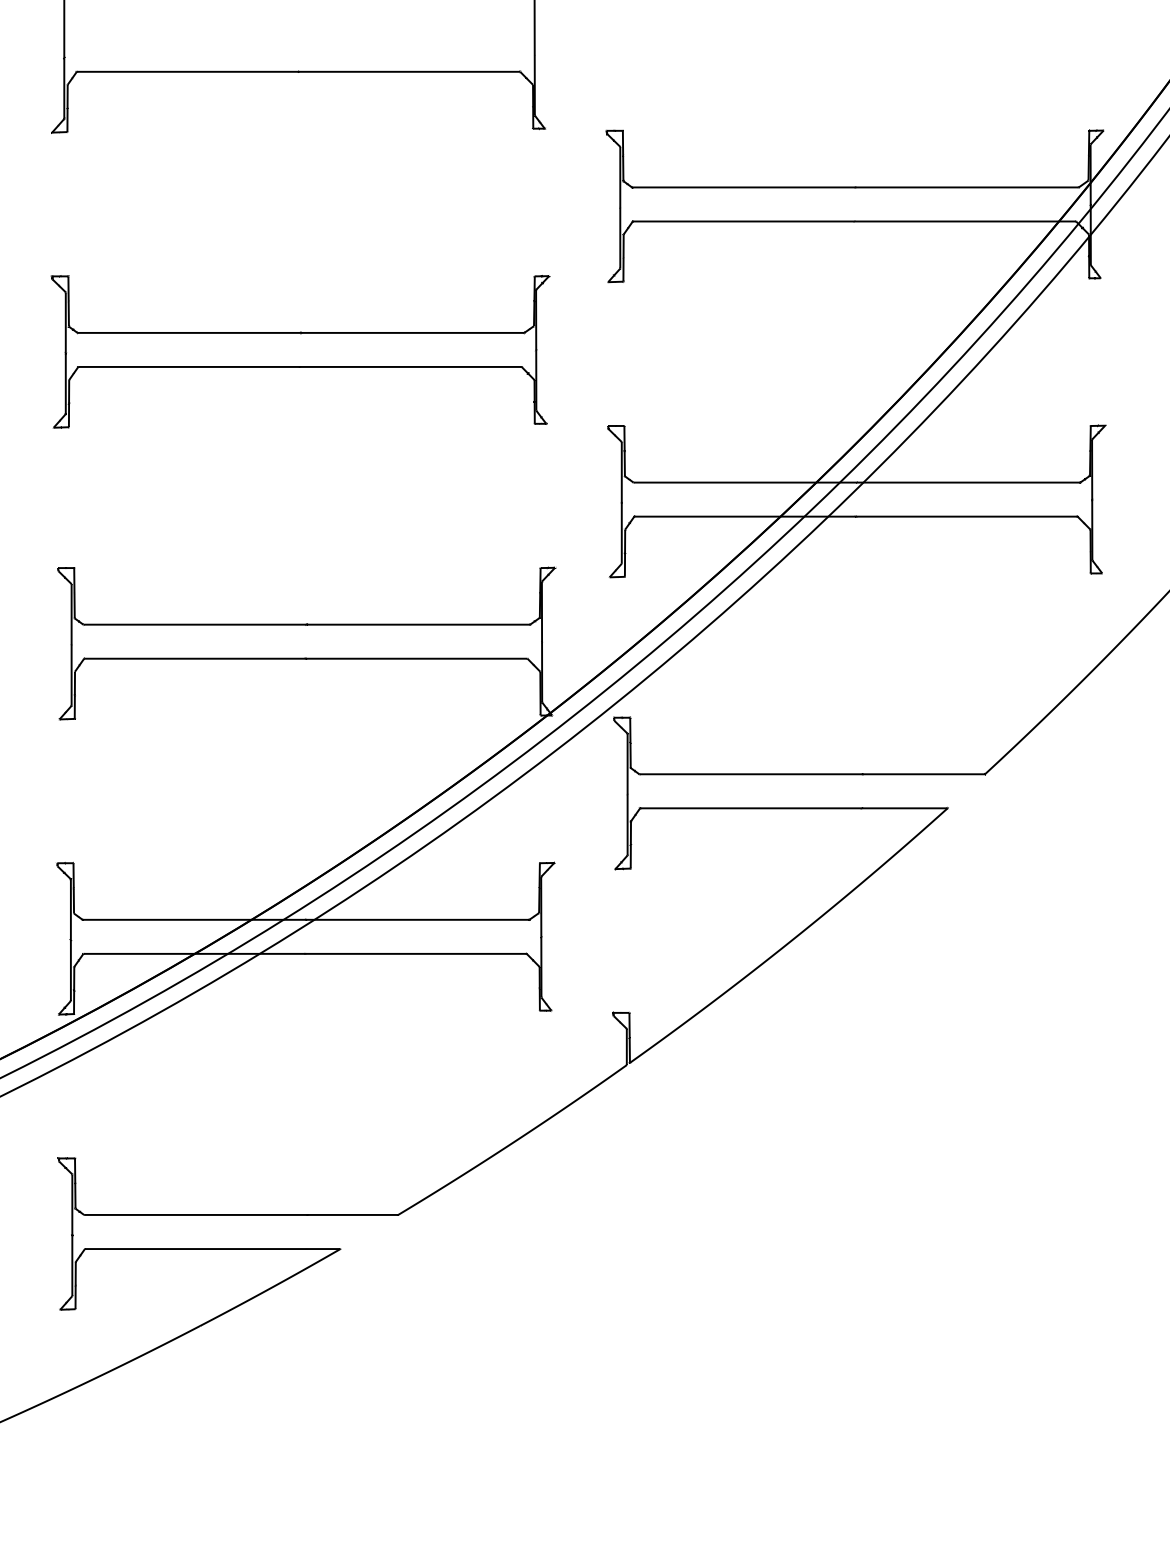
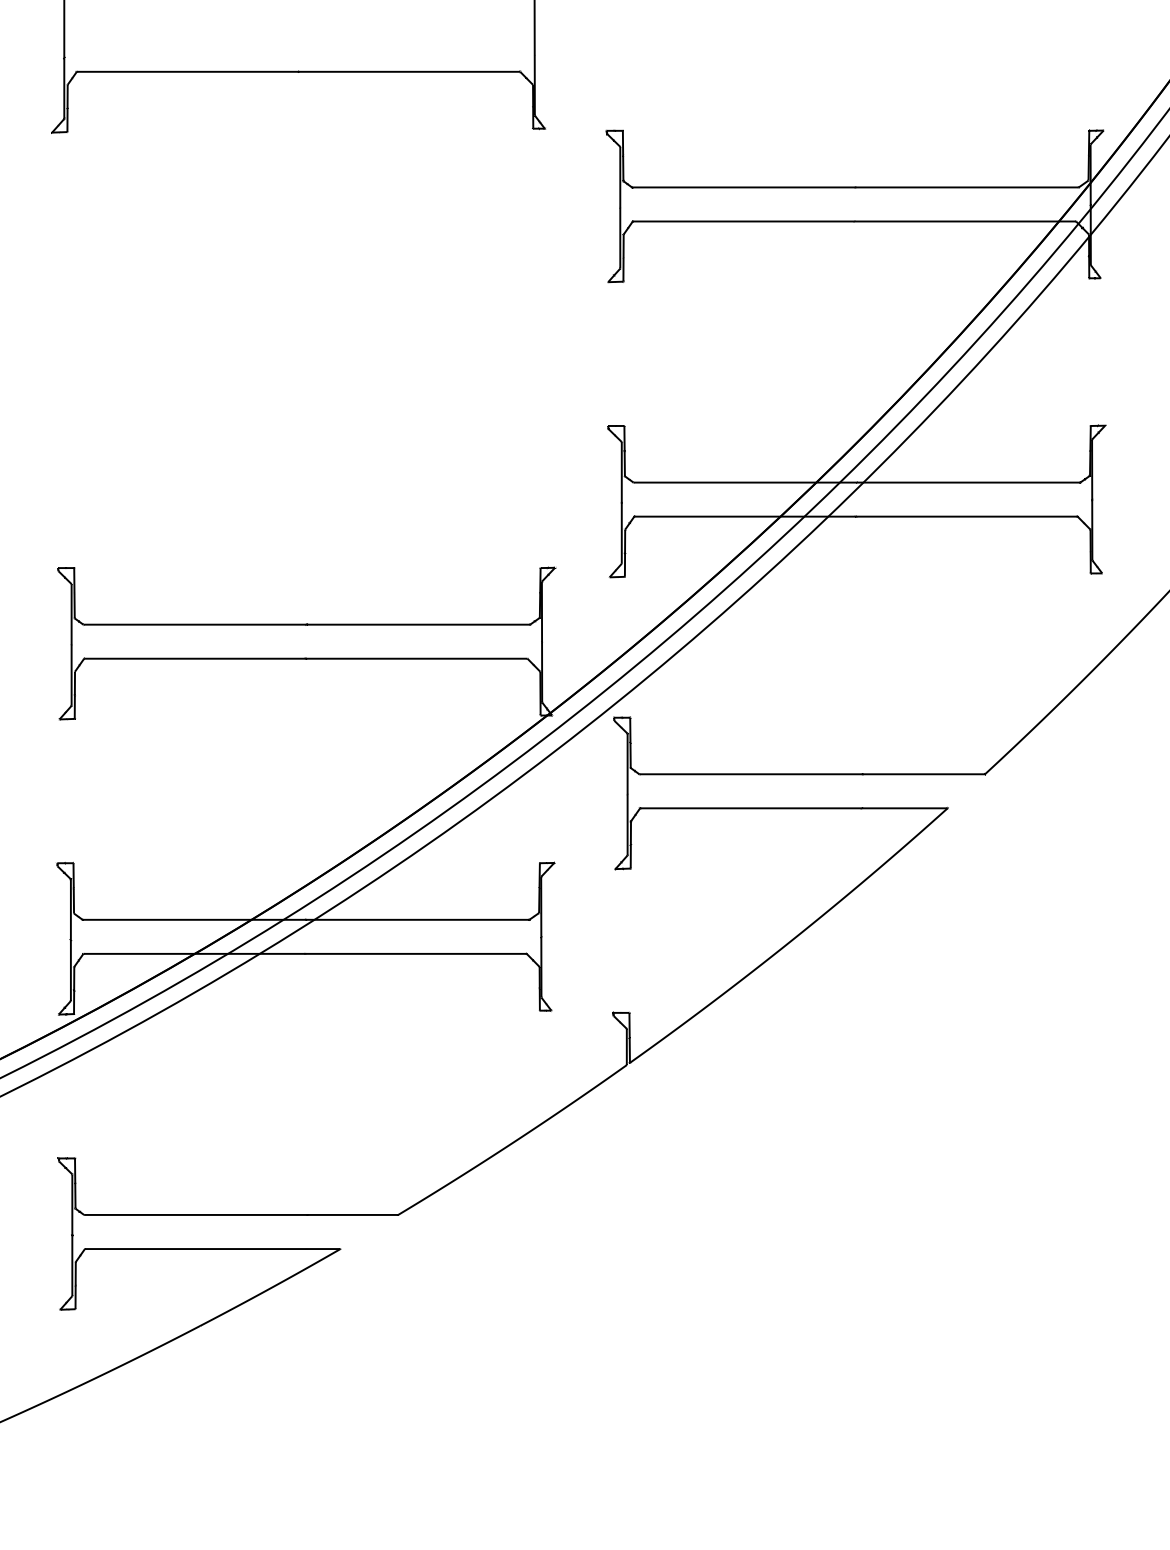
part: present -> none (300, 351)
